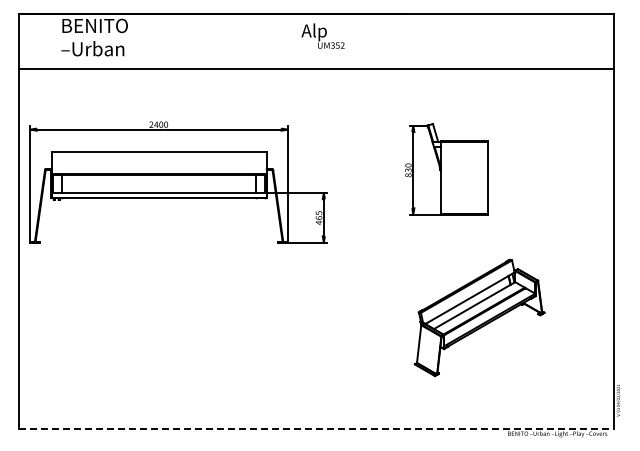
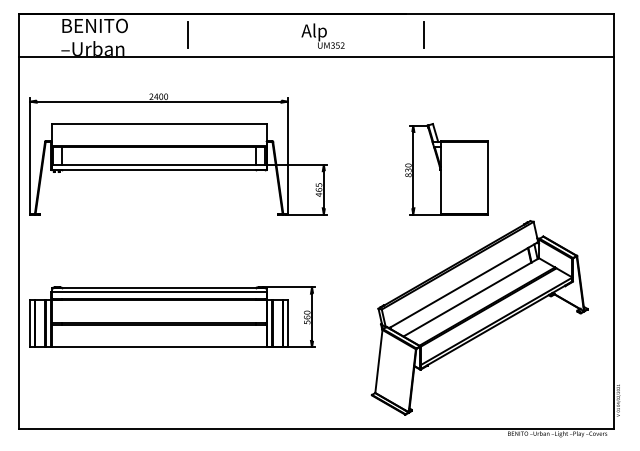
line: none -> present (188, 34)
line: none -> present (424, 34)
line position: (316, 68) -> (316, 56) (316, 56)
part position: (178, 182) -> (178, 154) (178, 154)
part: none -> present (172, 316)
part size: 133x120 px -> 219x196 px (479, 317)
line: dashed -> solid (317, 428)
